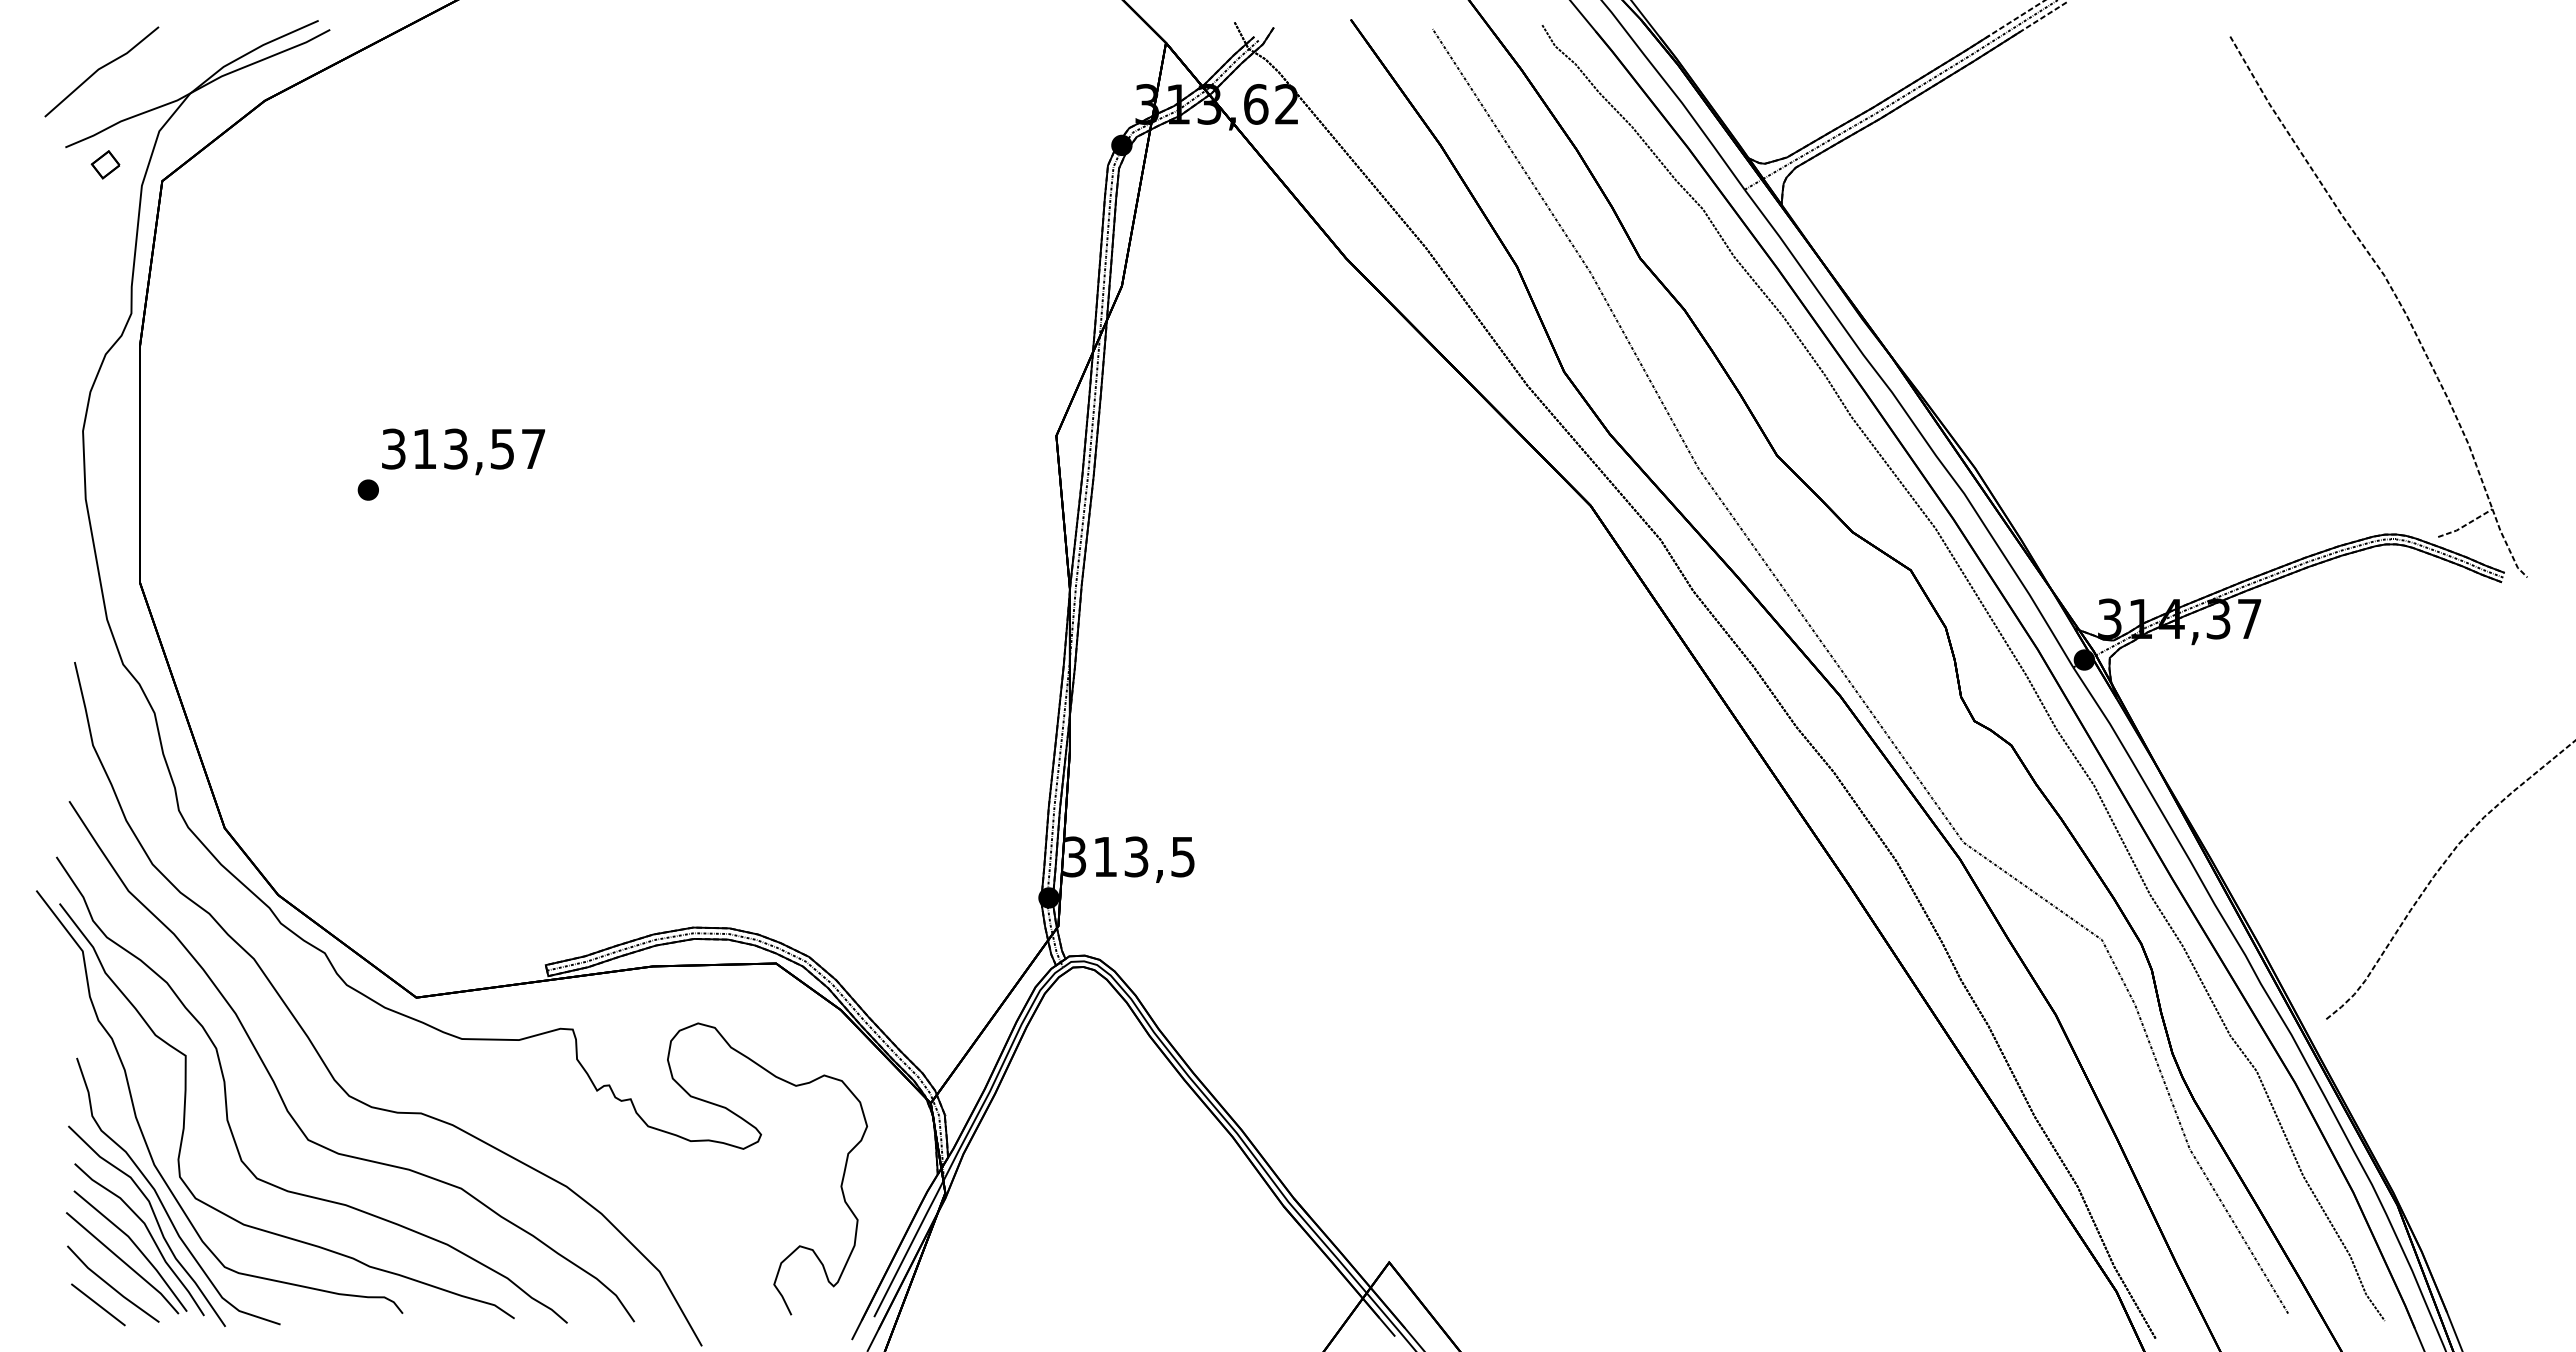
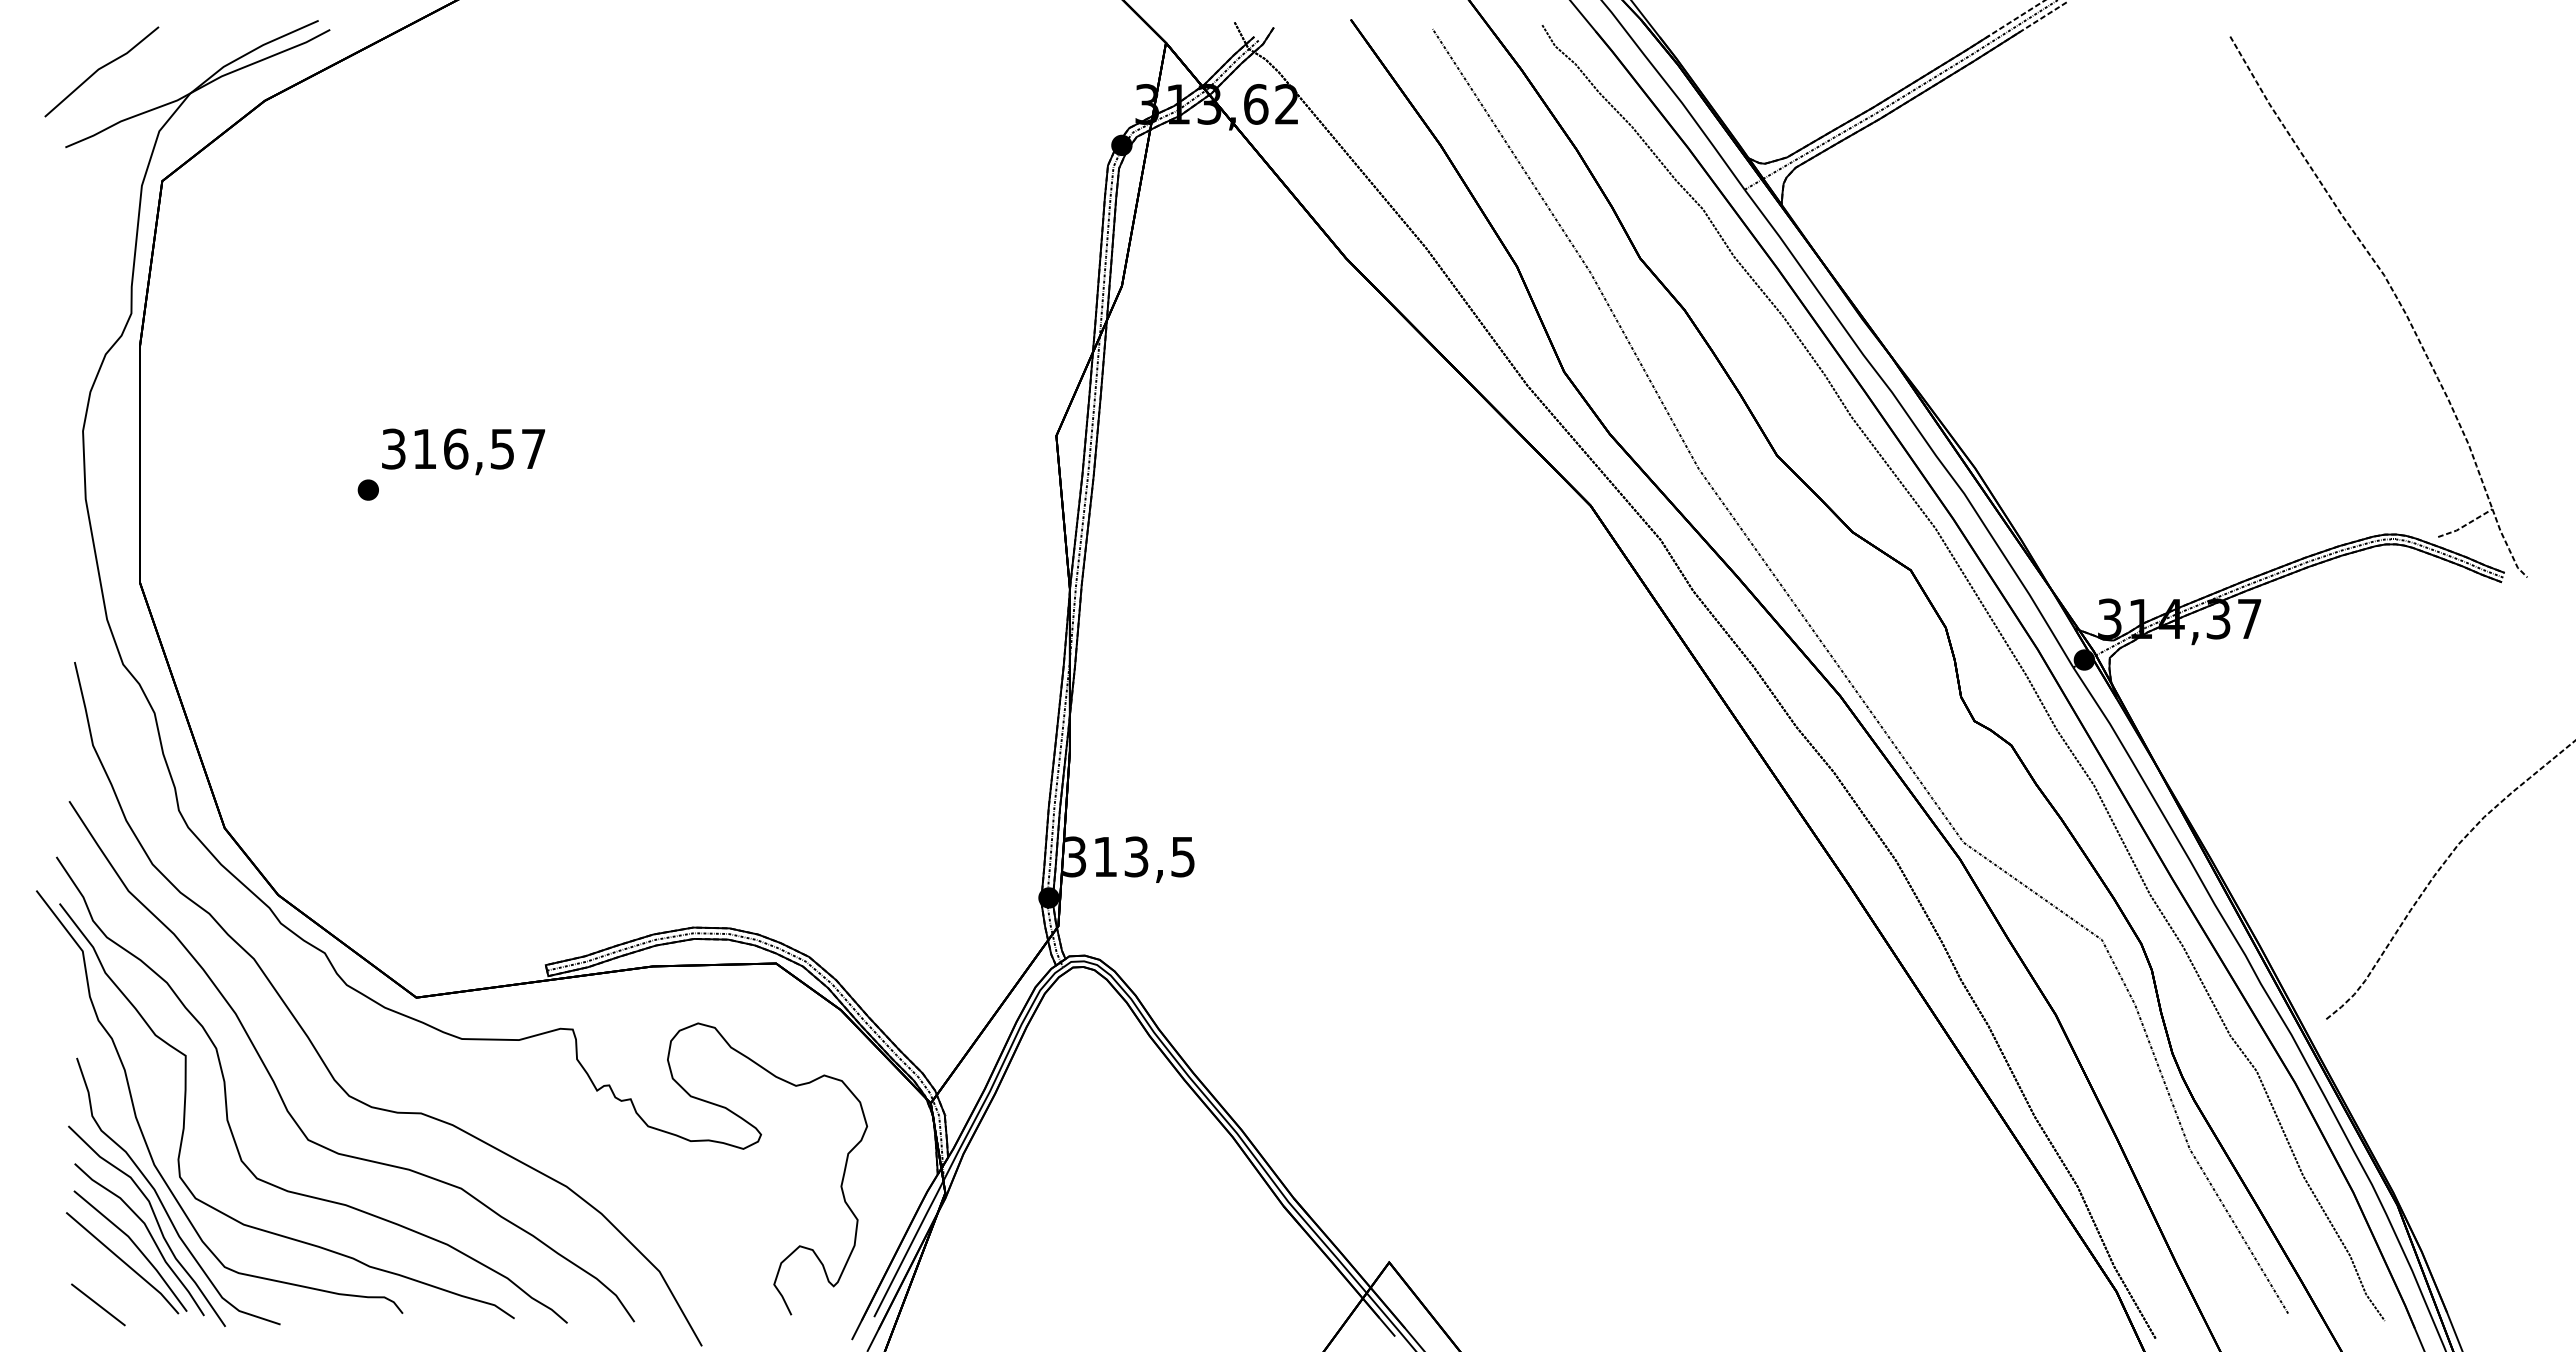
part: present -> none (105, 164)
text: 313,57 -> 316,57 (456, 448)
line: present -> none (111, 1285)
